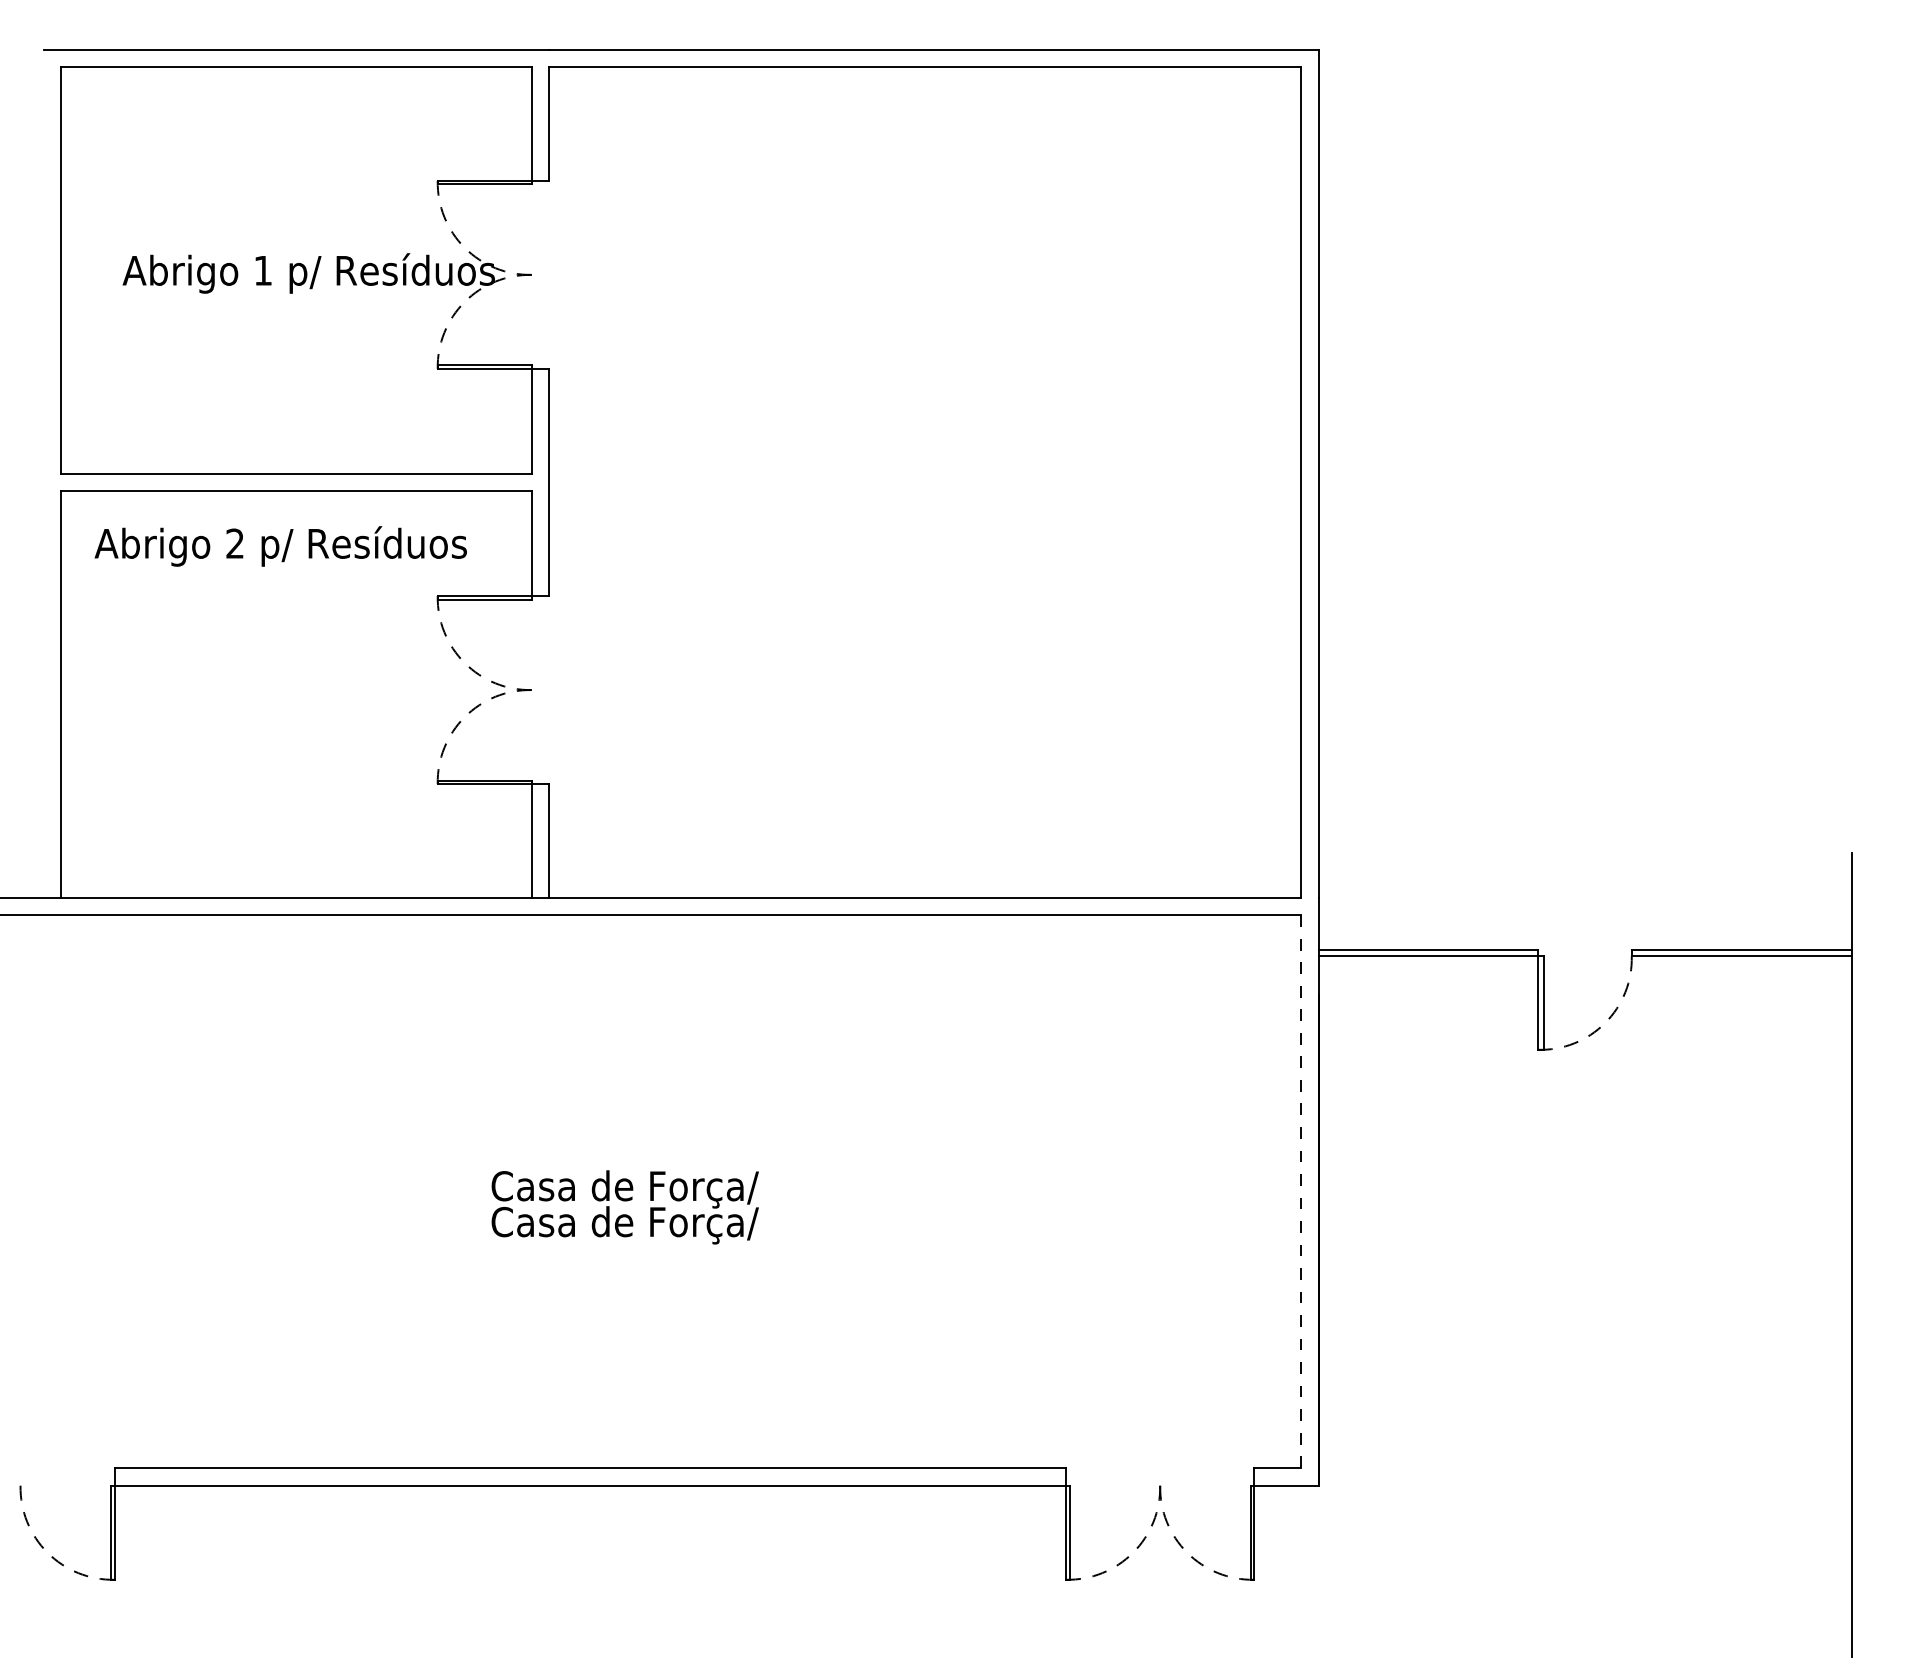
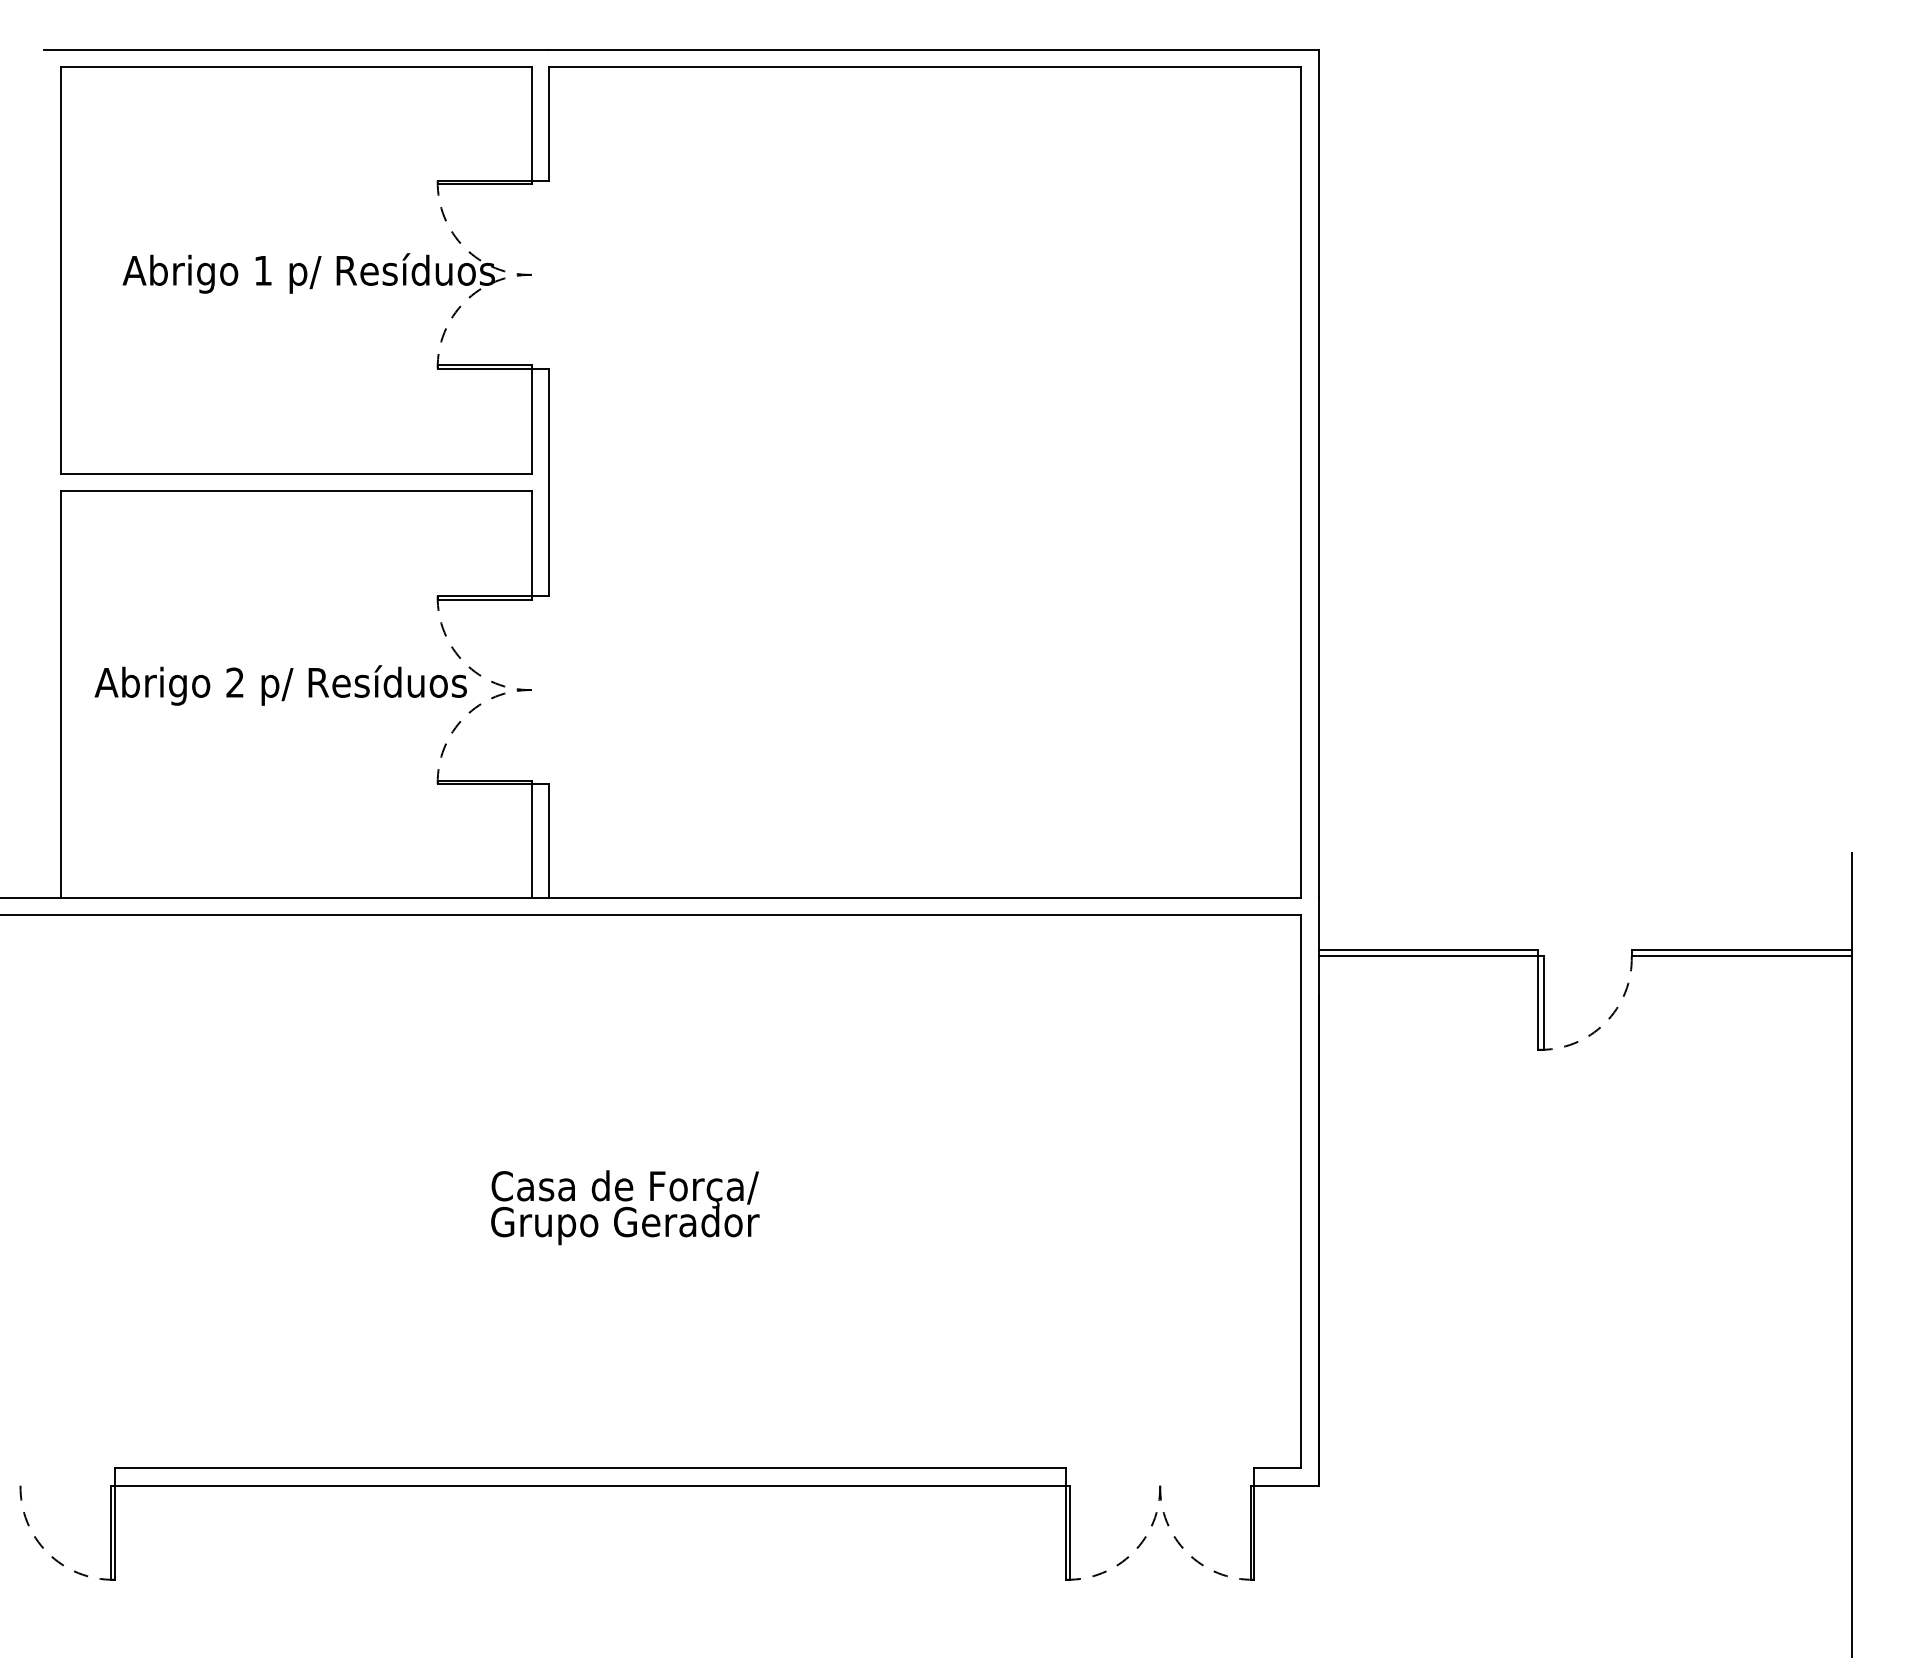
text position: (280, 546) -> (280, 685) (280, 685)
line: dashed -> solid (1301, 1191)
text: Casa de Força/ -> Grupo Gerador (625, 1225)
